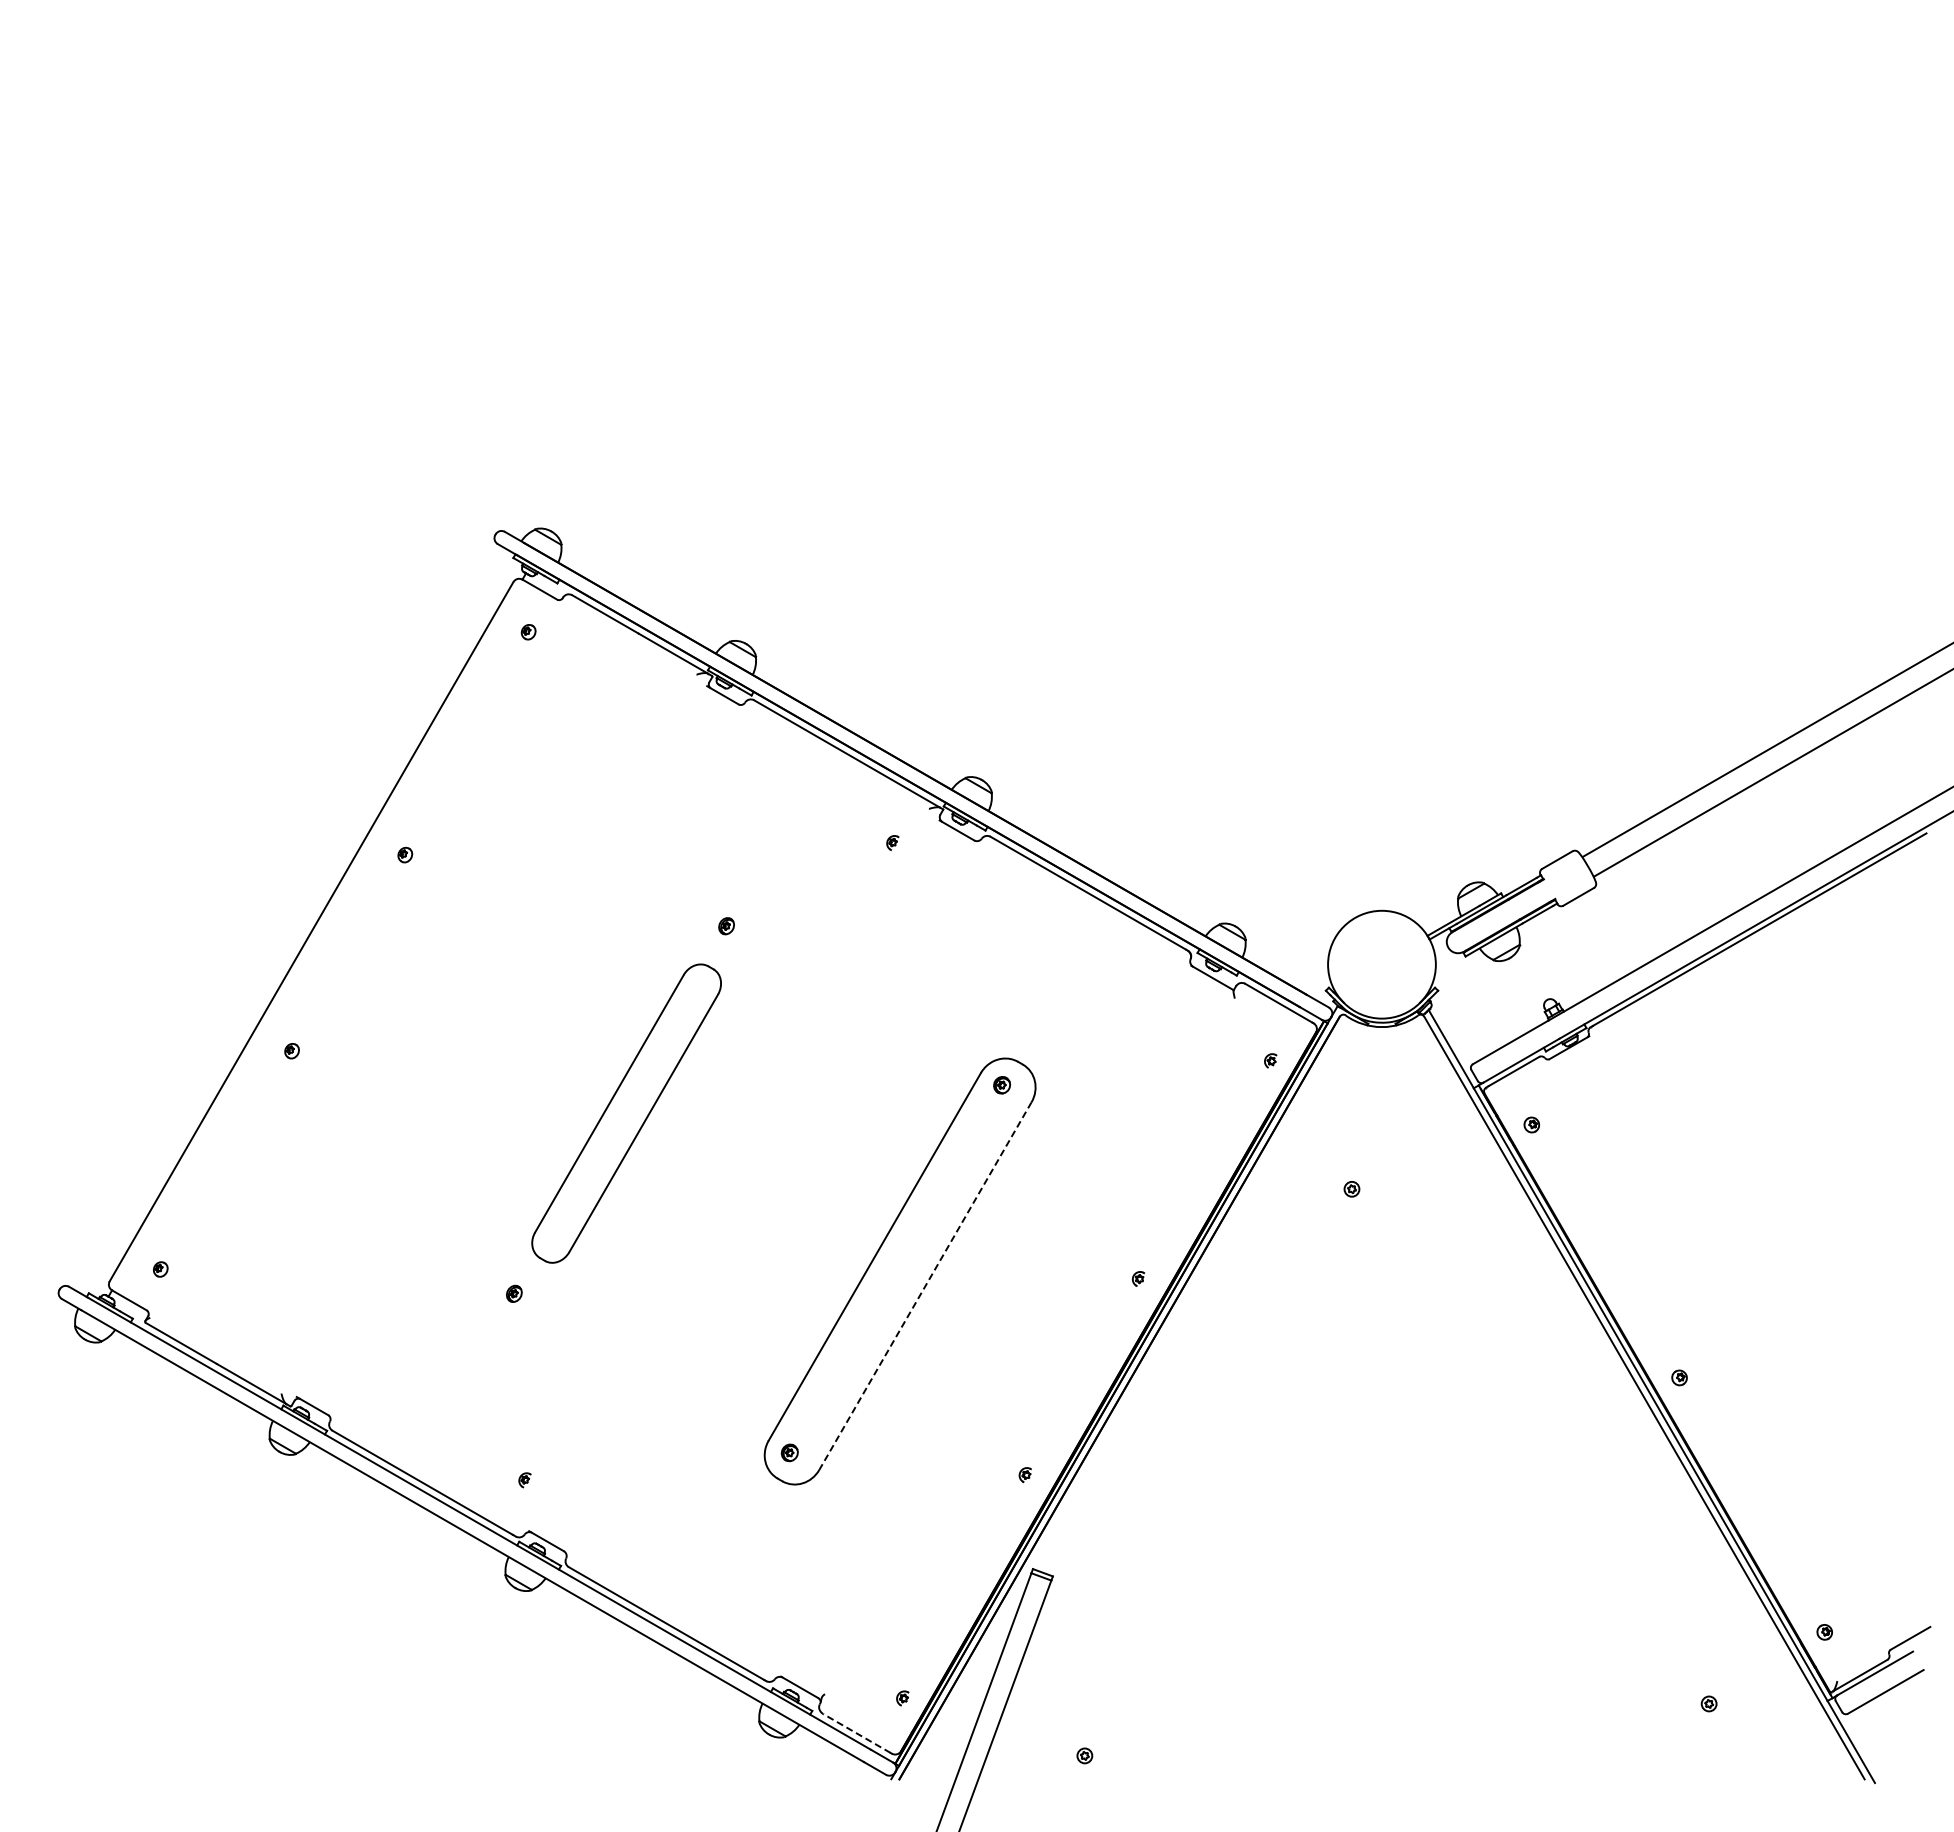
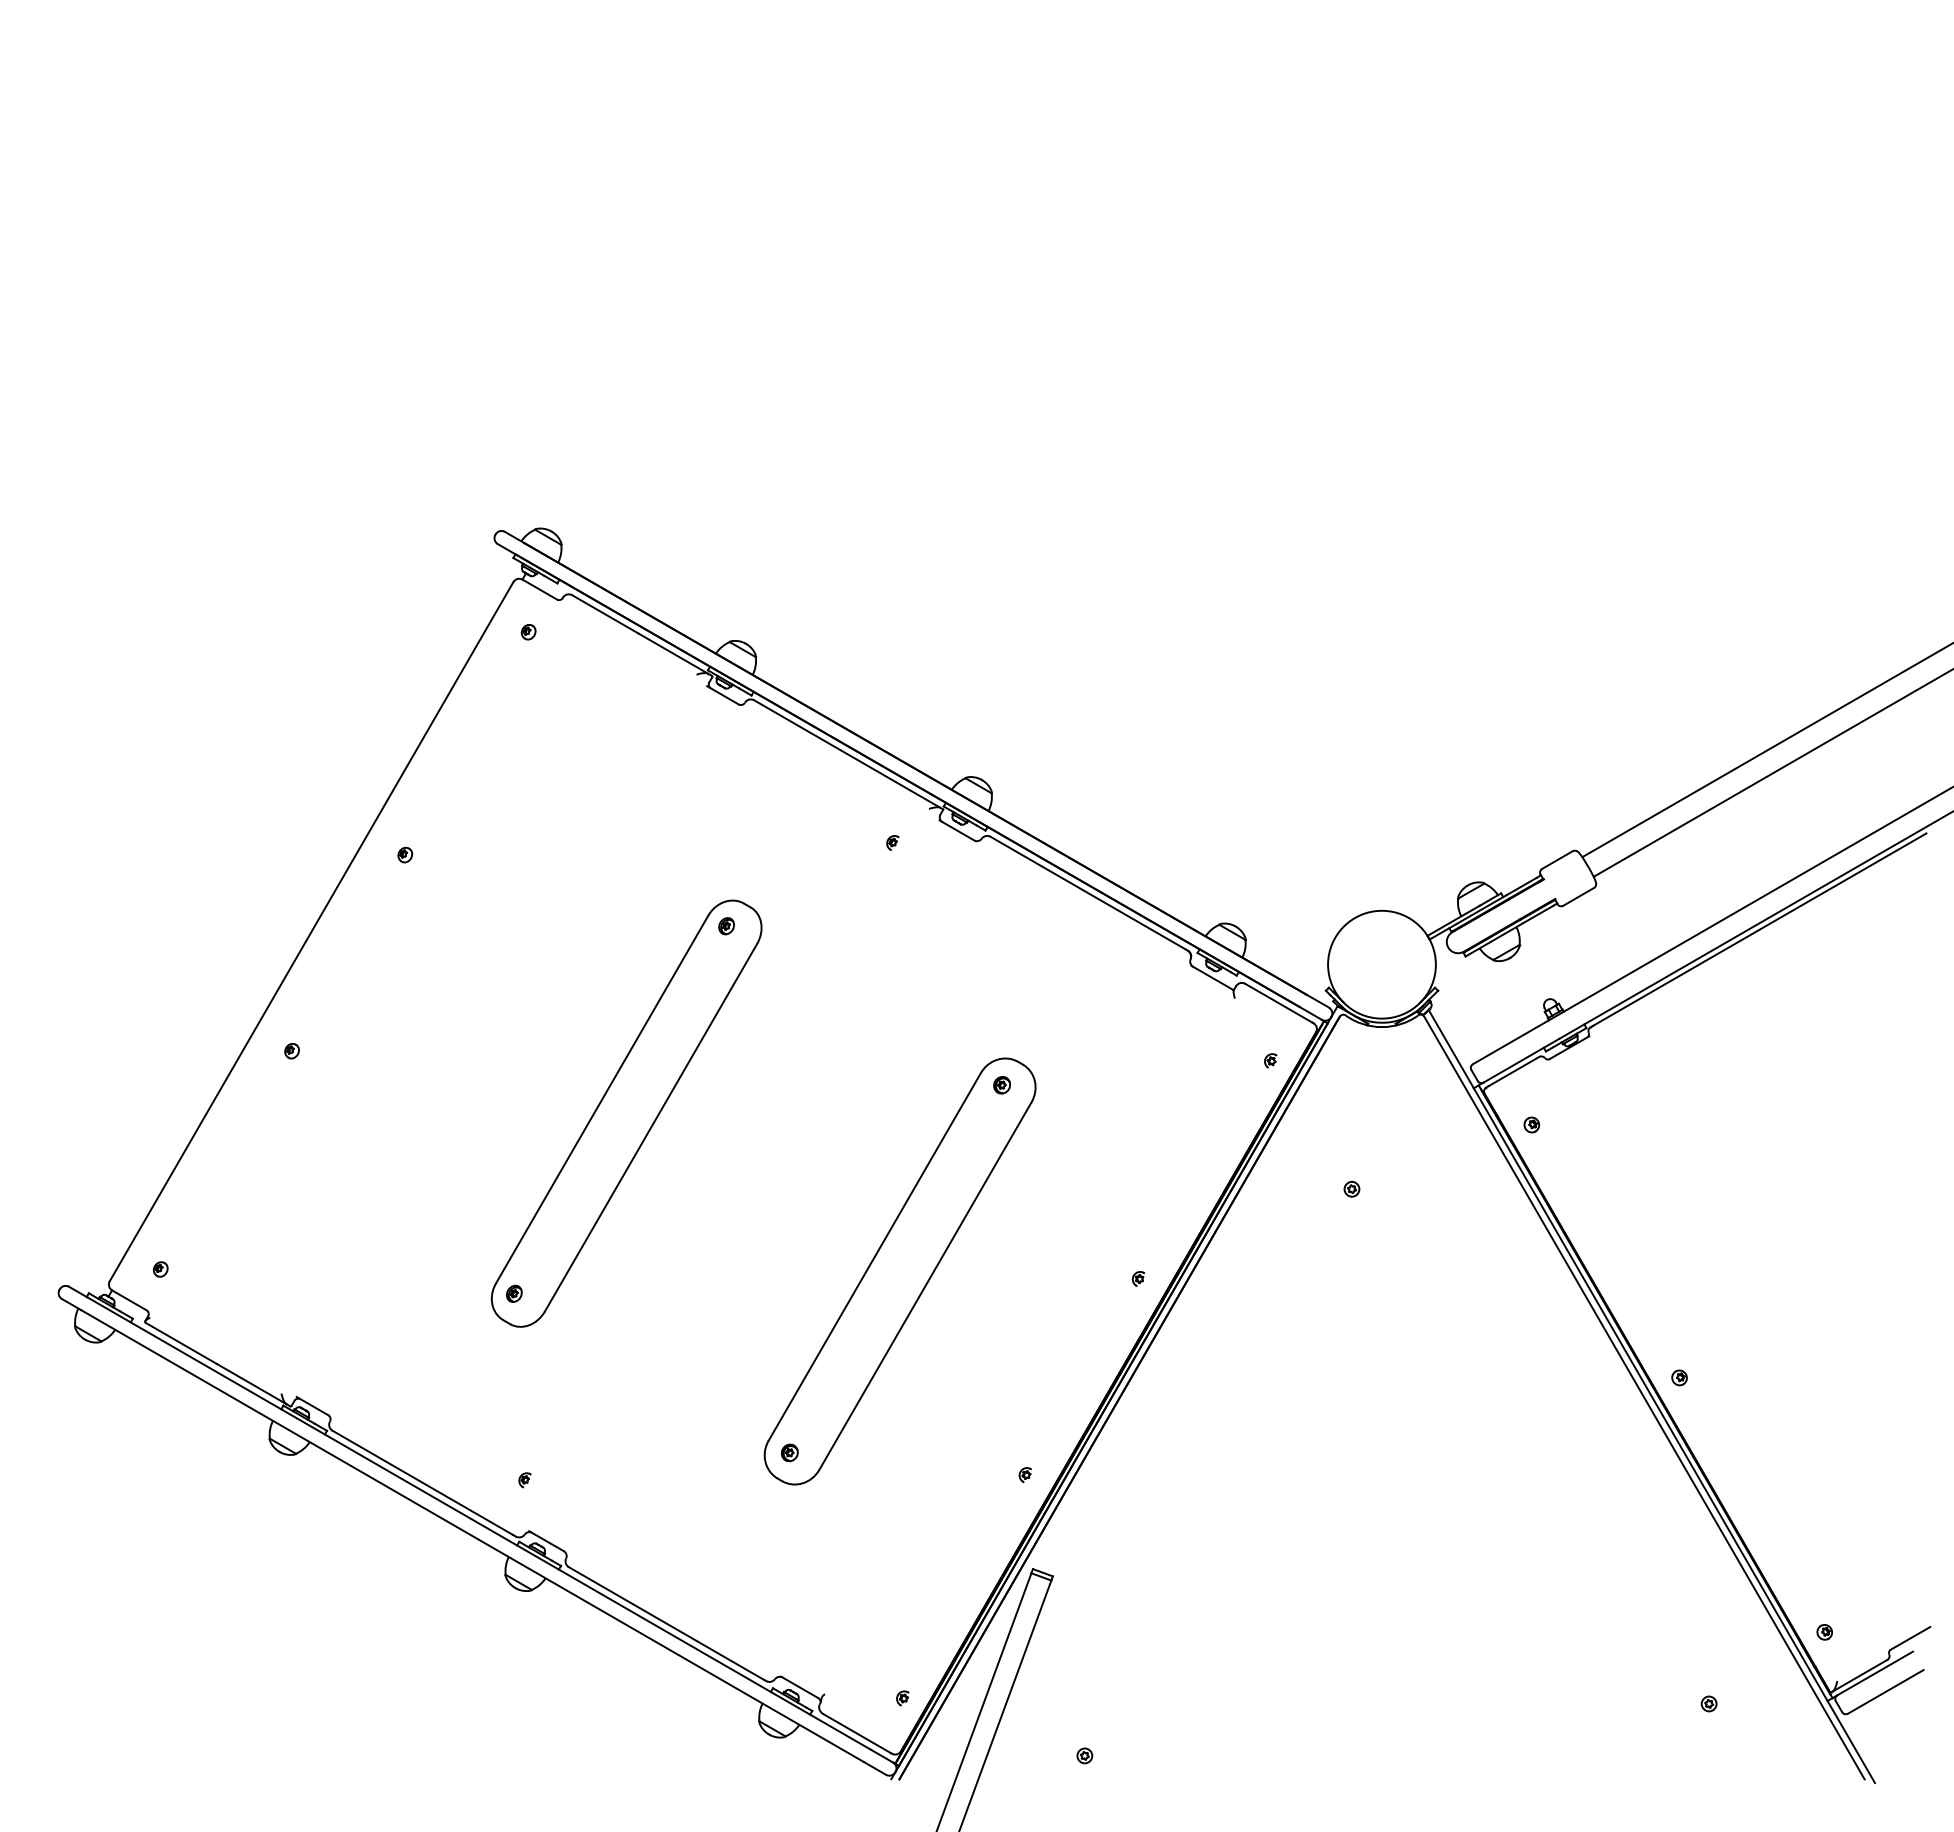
part size: 191x301 px -> 273x429 px (626, 1113)
line: dashed -> solid (925, 1286)
line: dashed -> solid (857, 1733)
